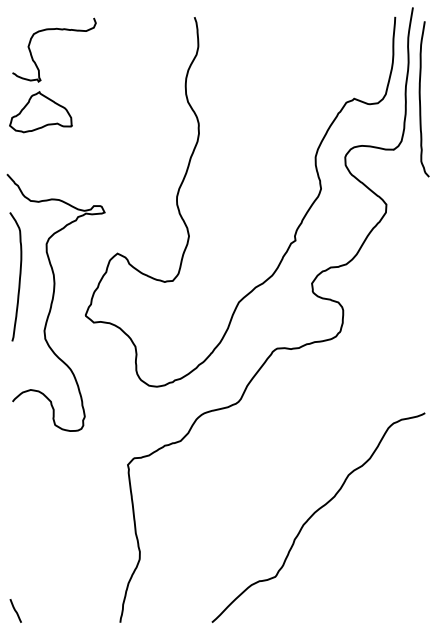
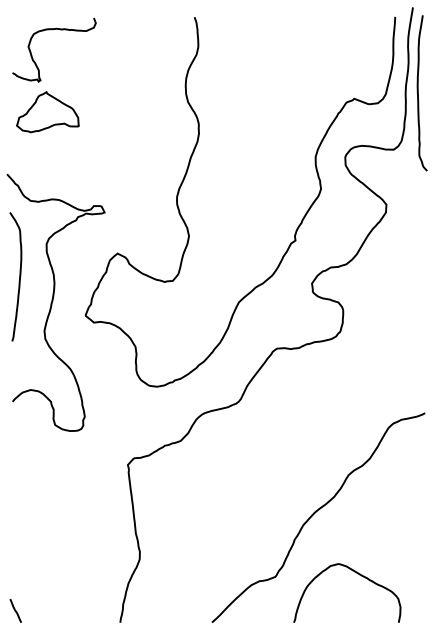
curve position: (420, 99) -> (418, 93) (418, 93)
part position: (40, 112) -> (47, 112) (47, 112)
curve: none -> present (357, 574)
